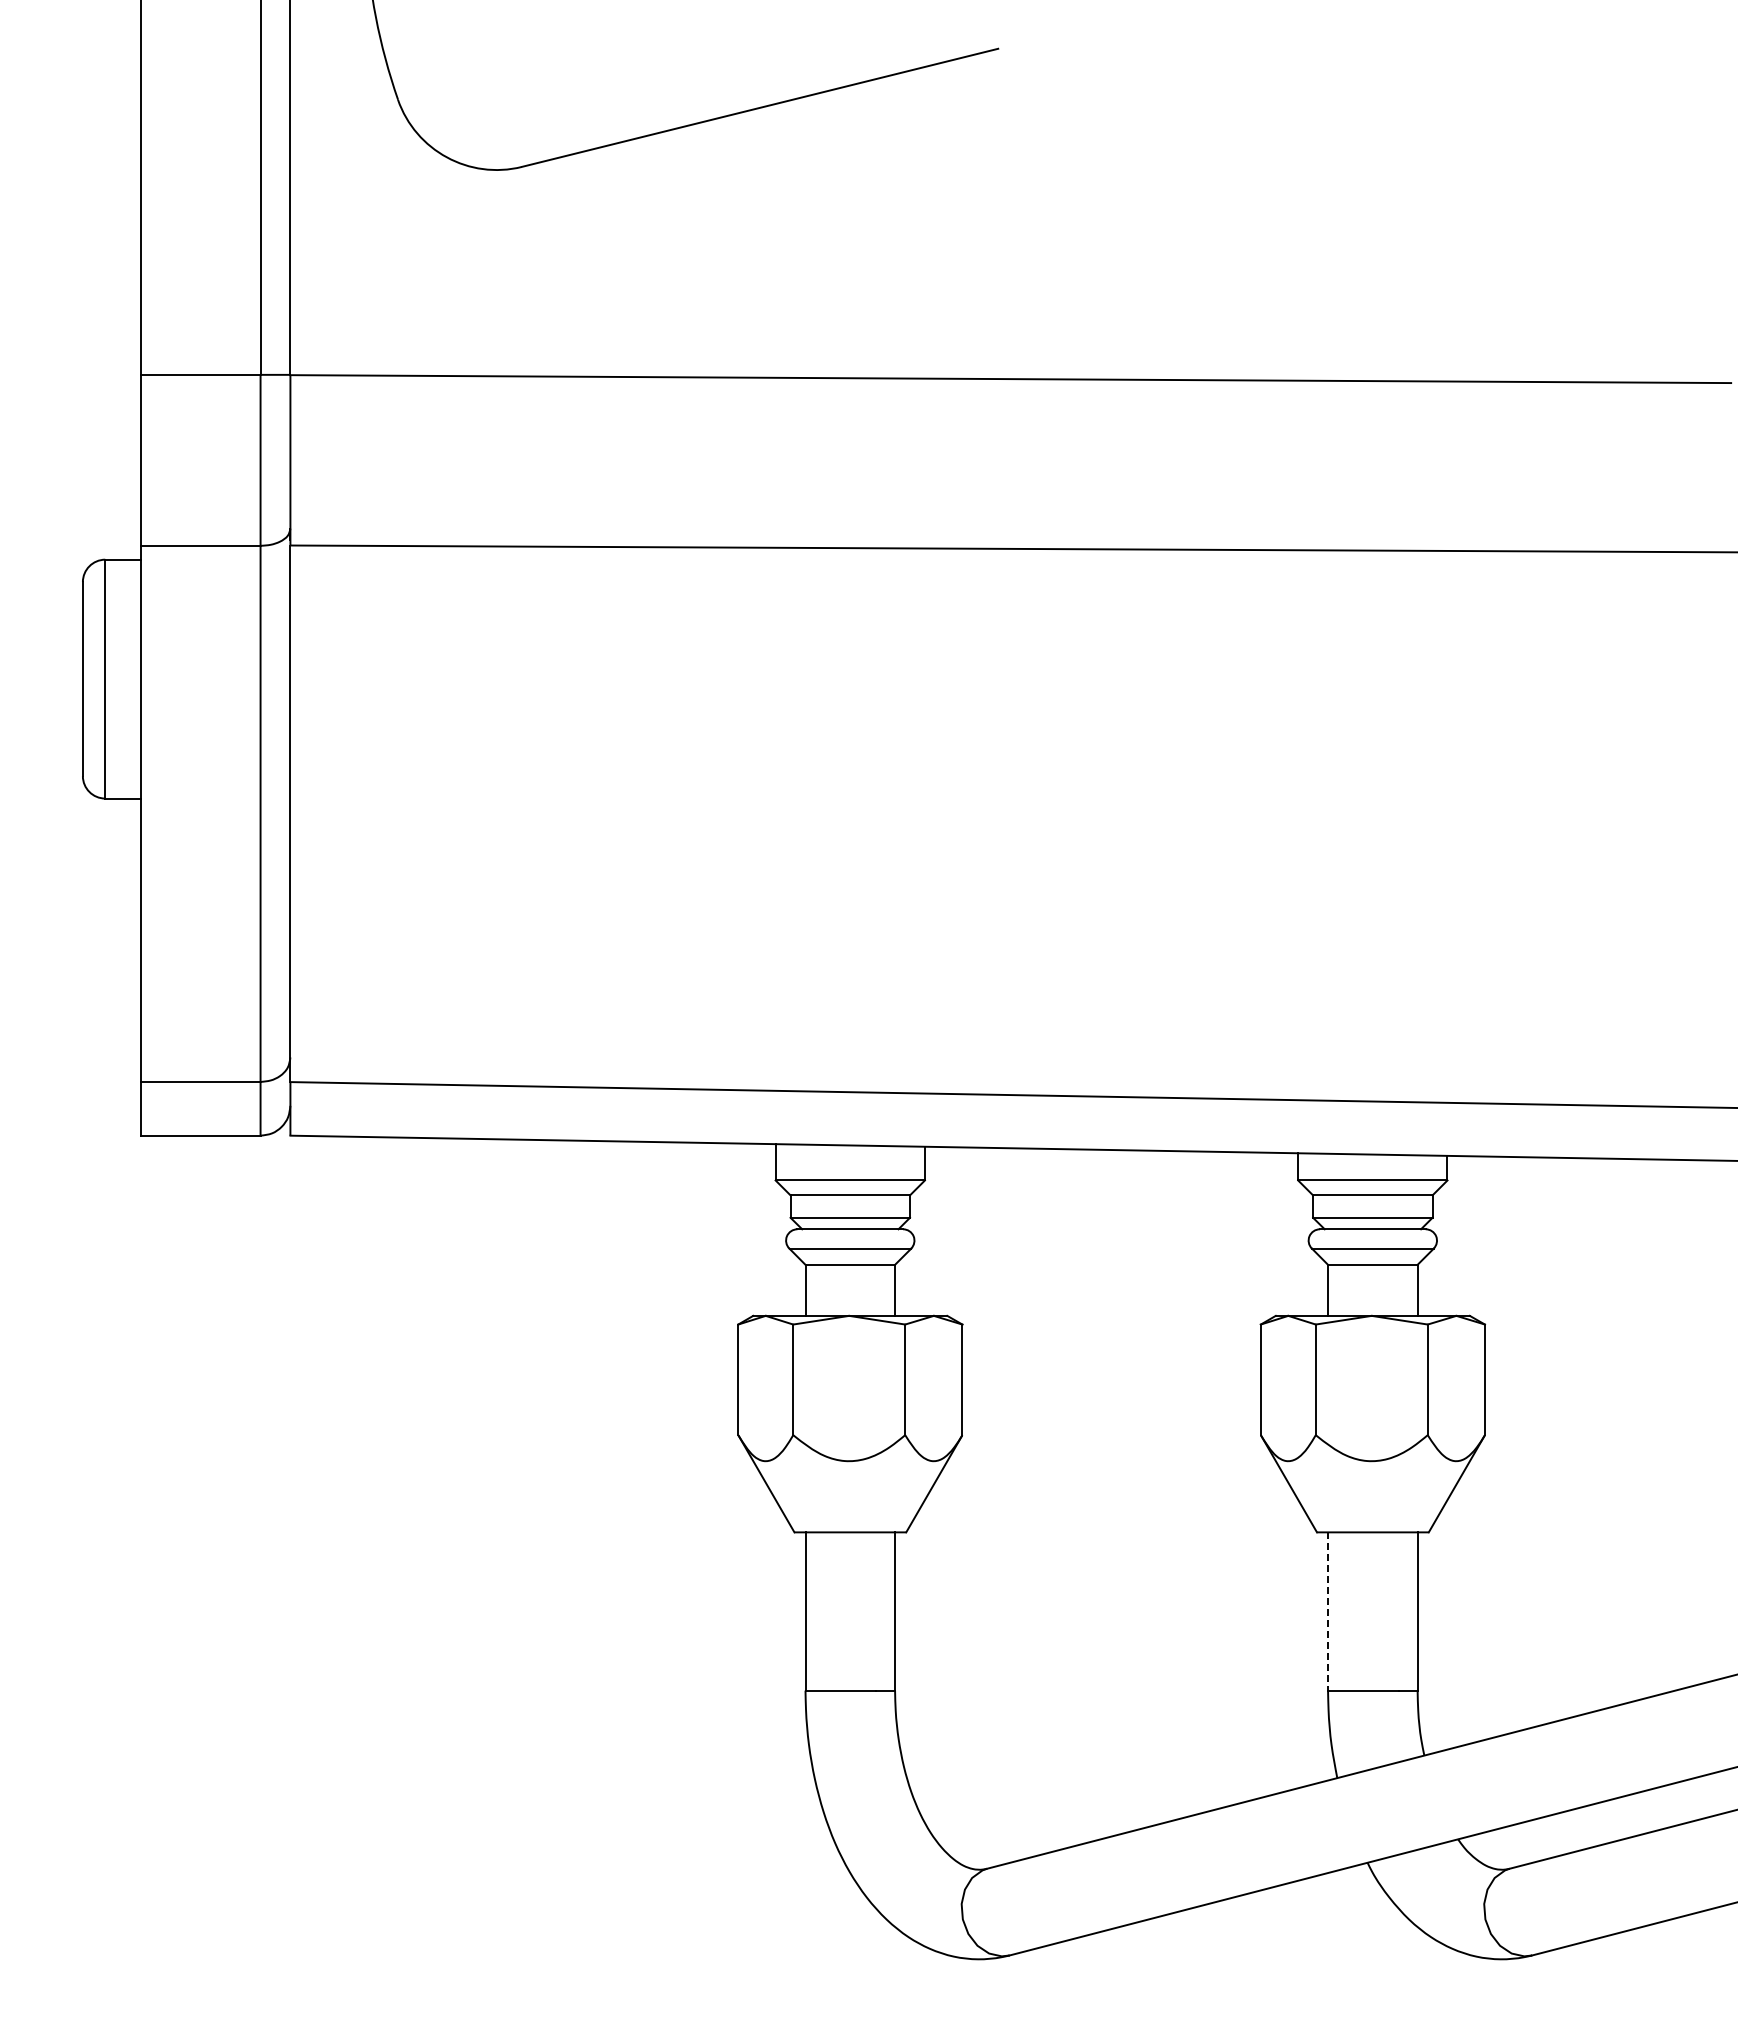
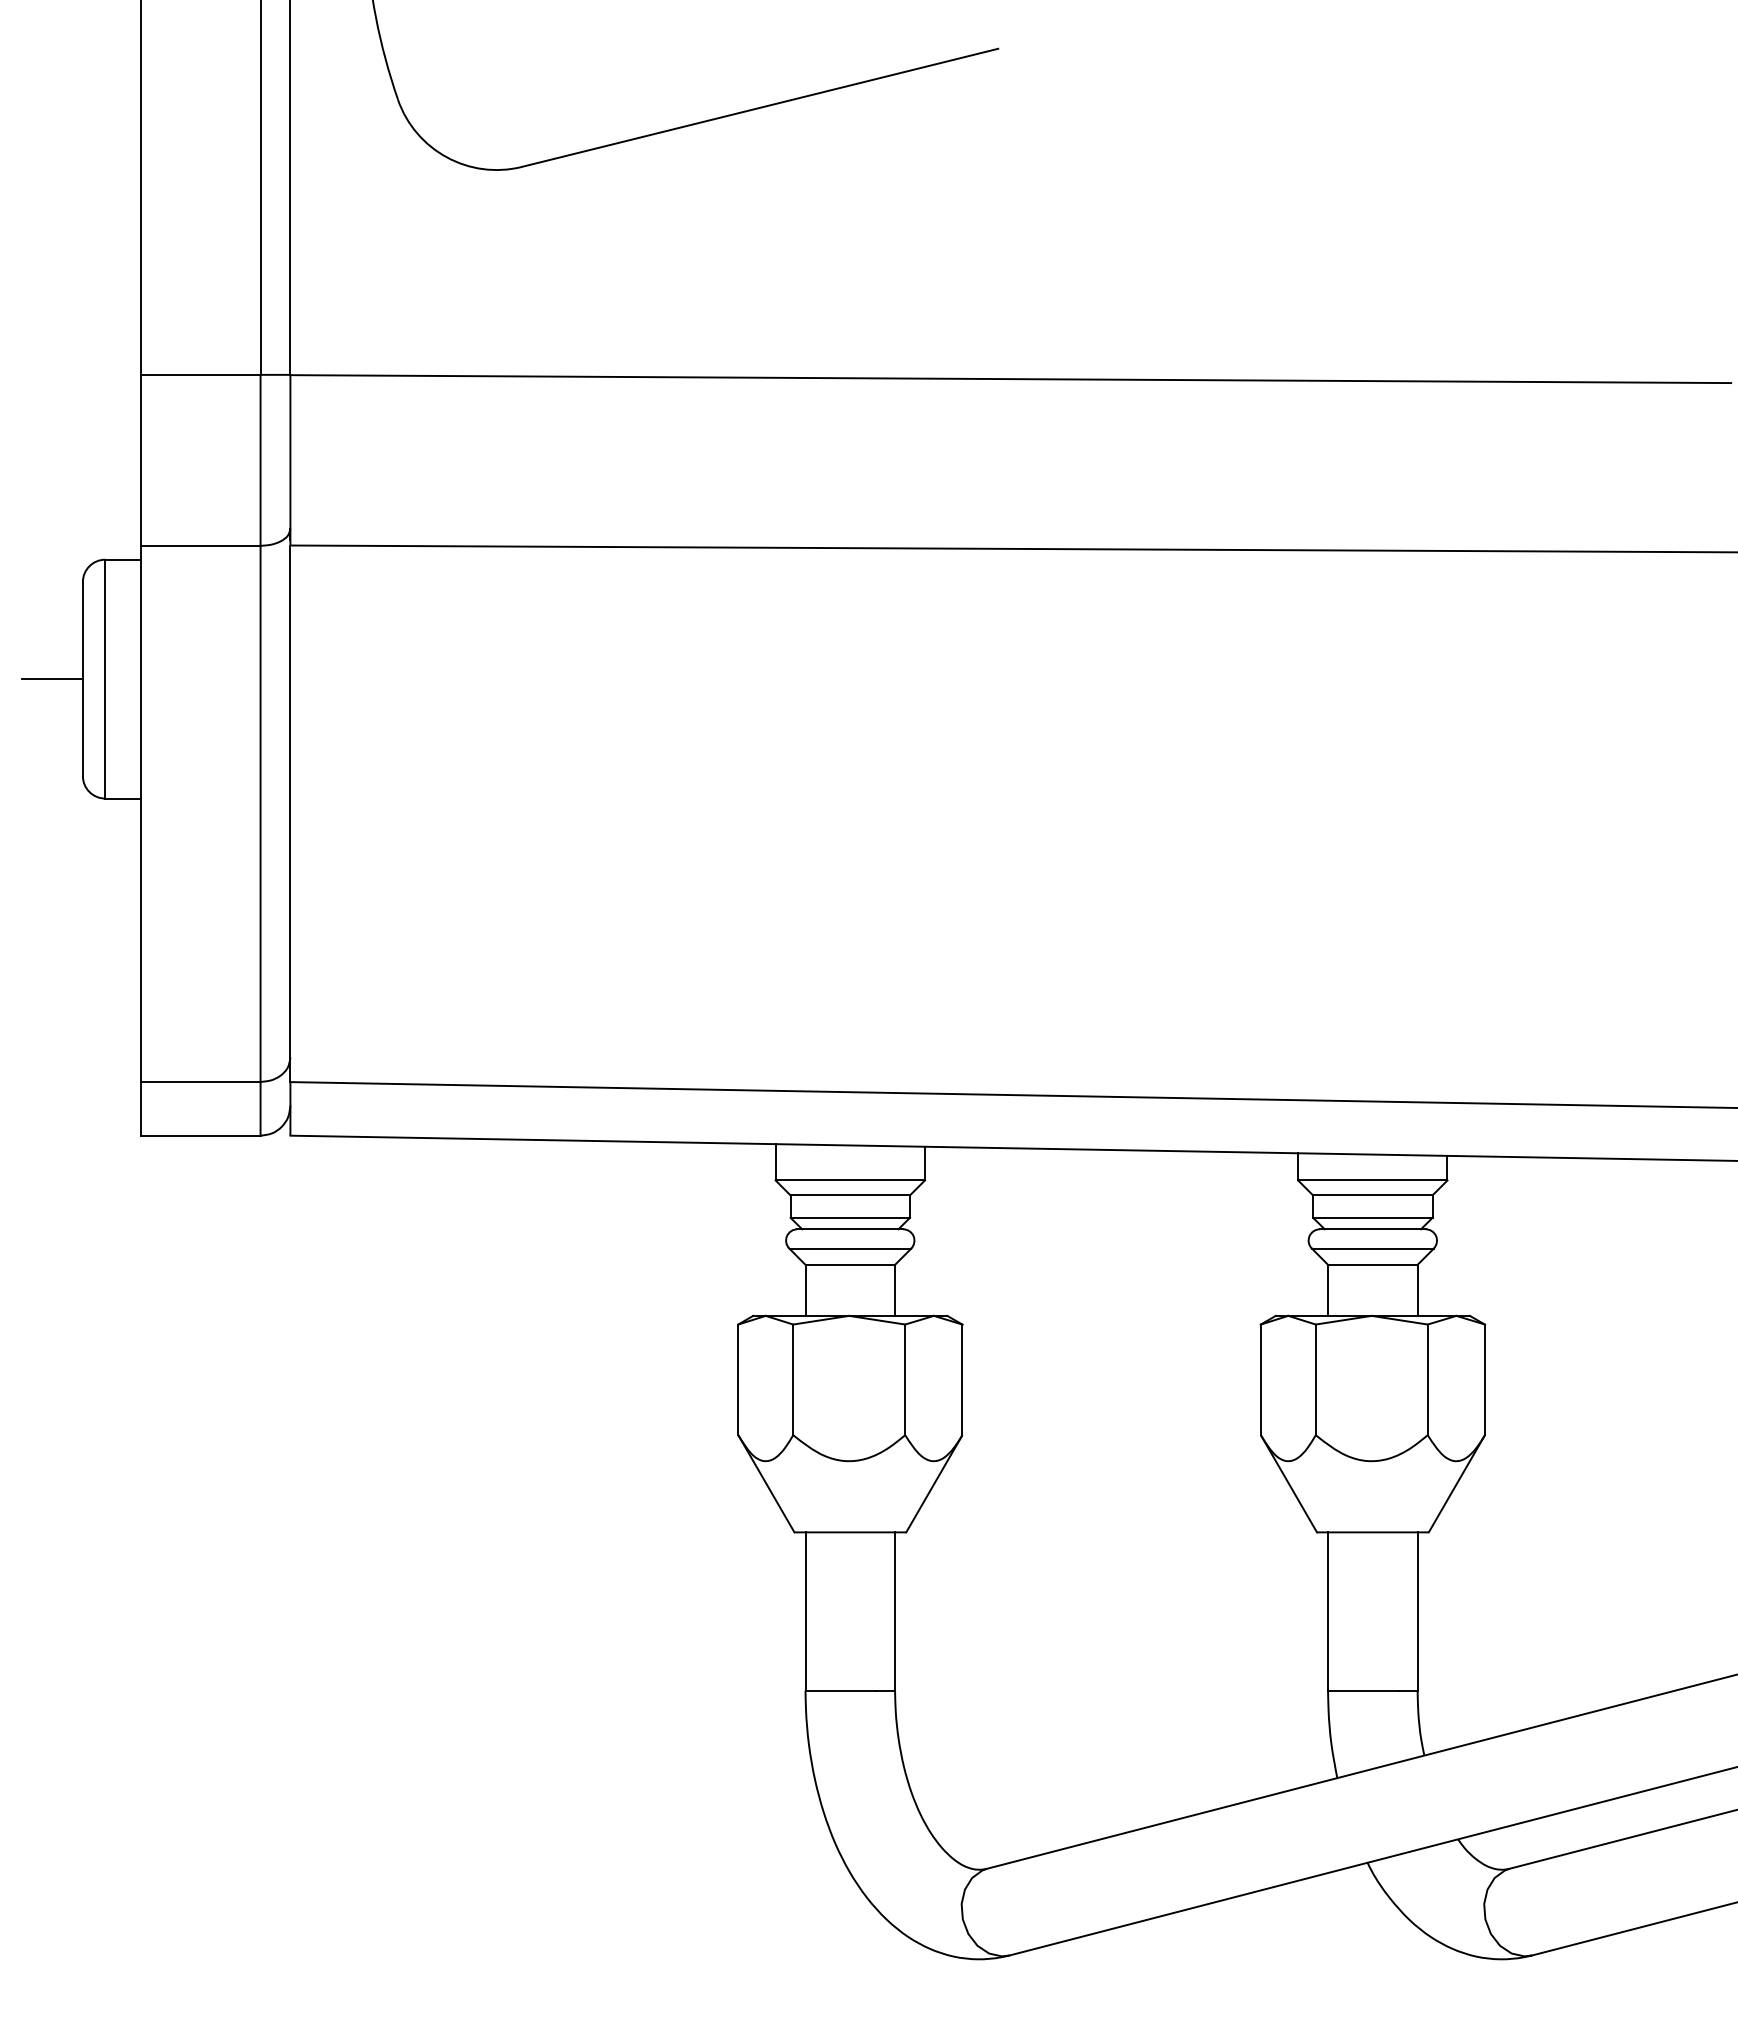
line: none -> present (51, 678)
line: dashed -> solid (1328, 1612)
